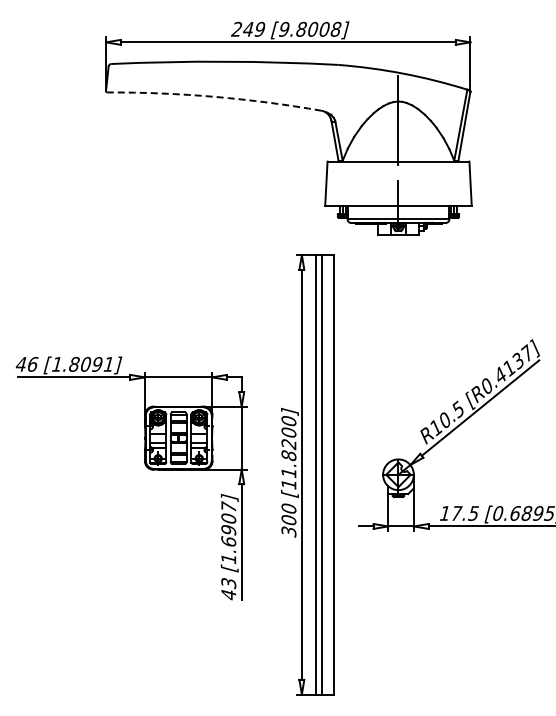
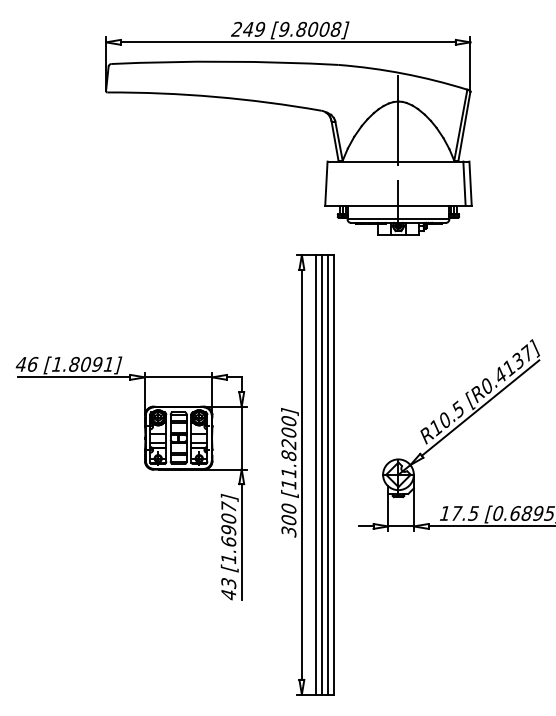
arc: dashed -> solid (215, 96)
line: none -> present (464, 183)
line: none -> present (328, 474)
